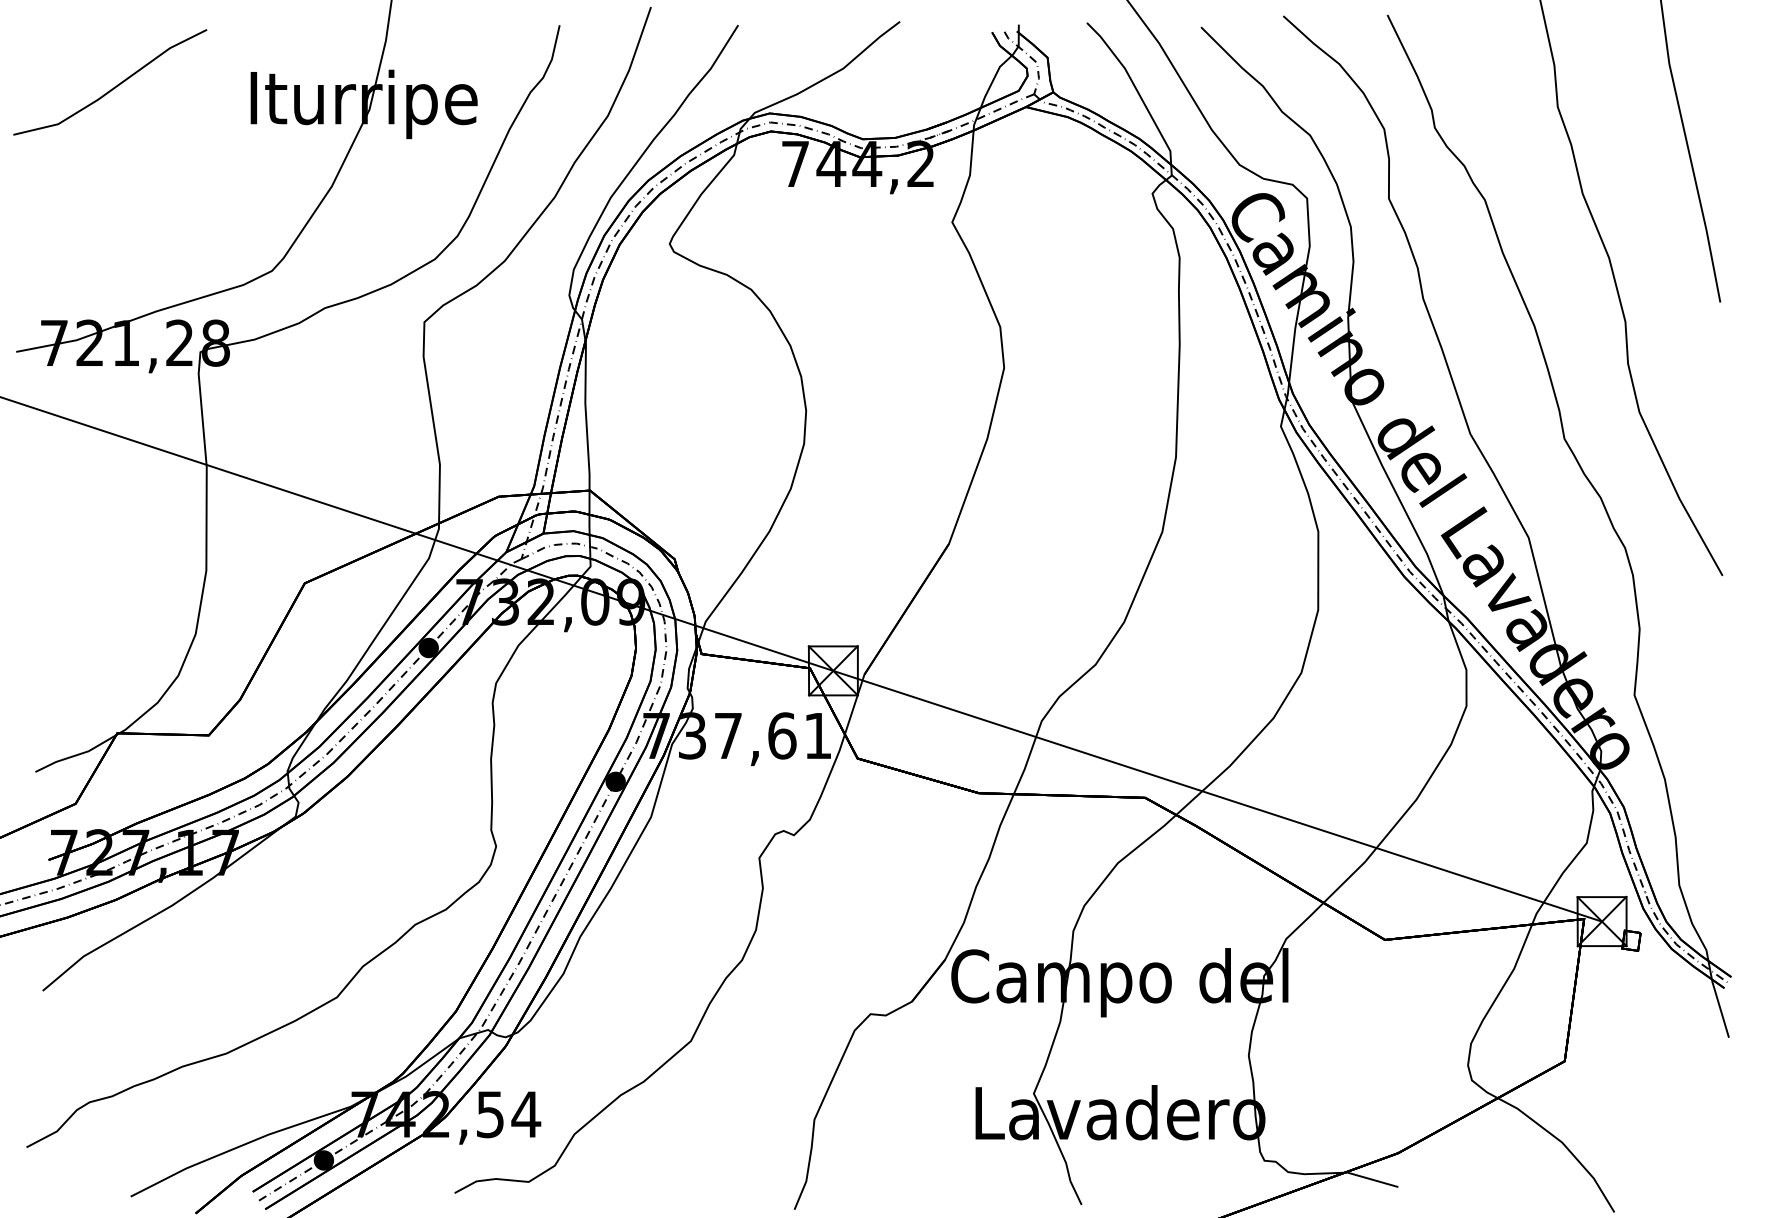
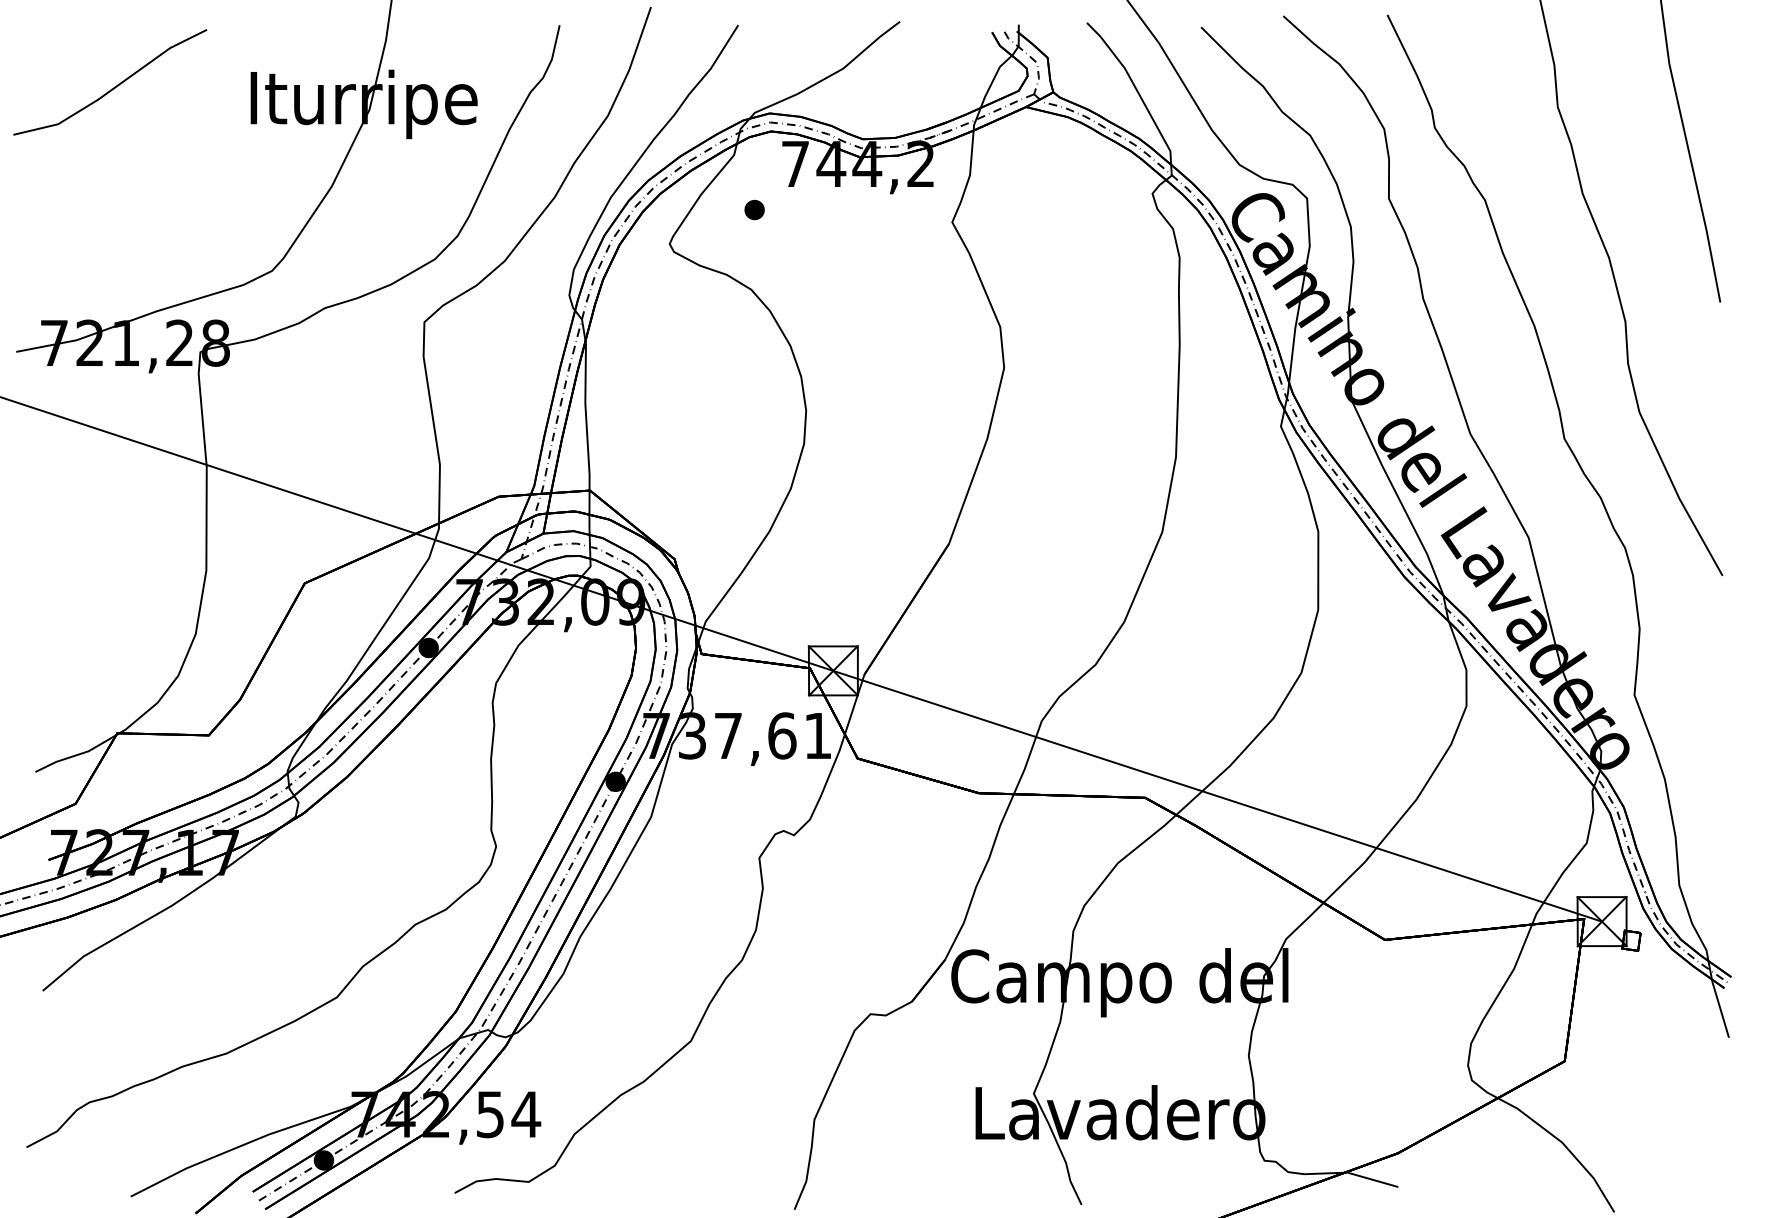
part: none -> present (754, 210)
